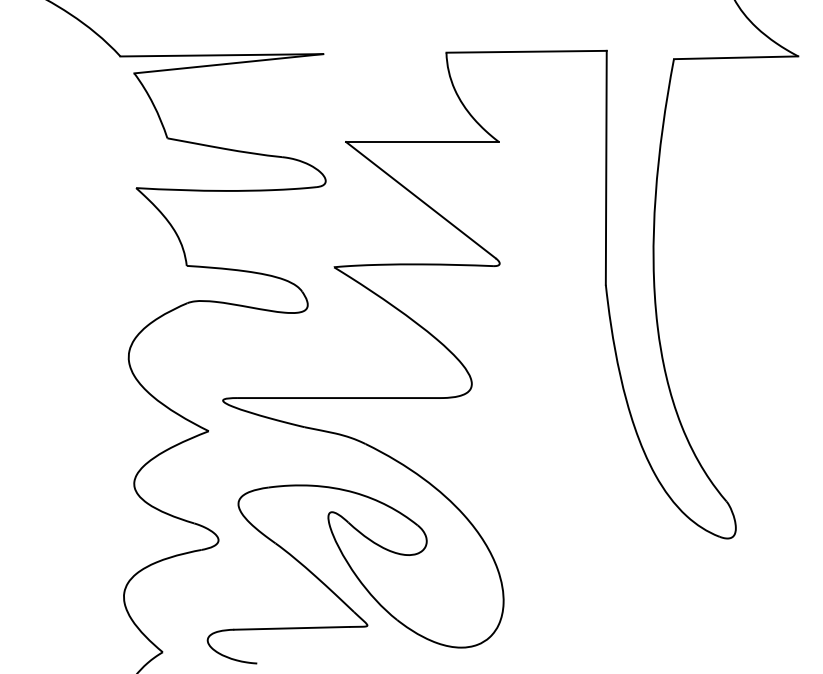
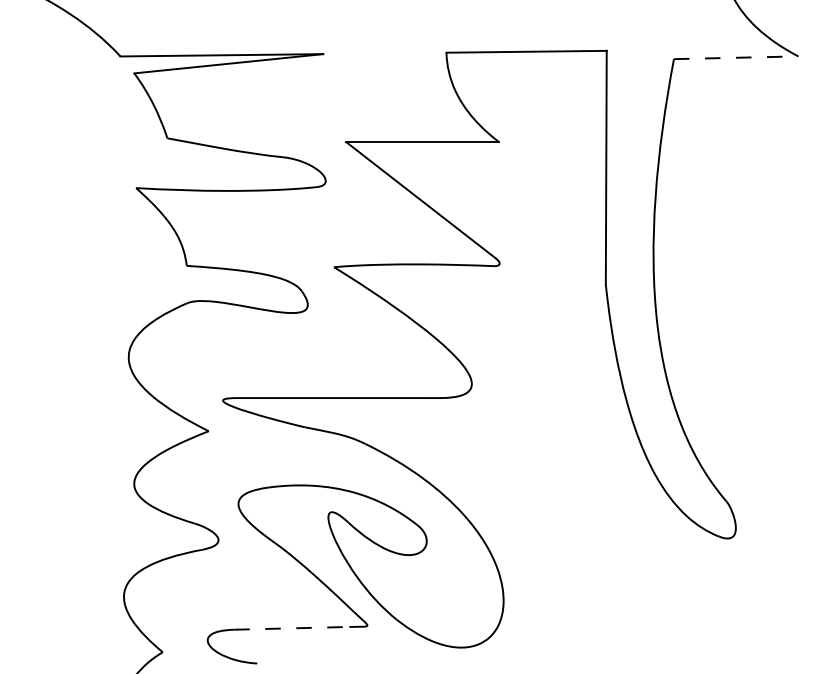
line: solid -> dashed (736, 57)
line: solid -> dashed (291, 628)
